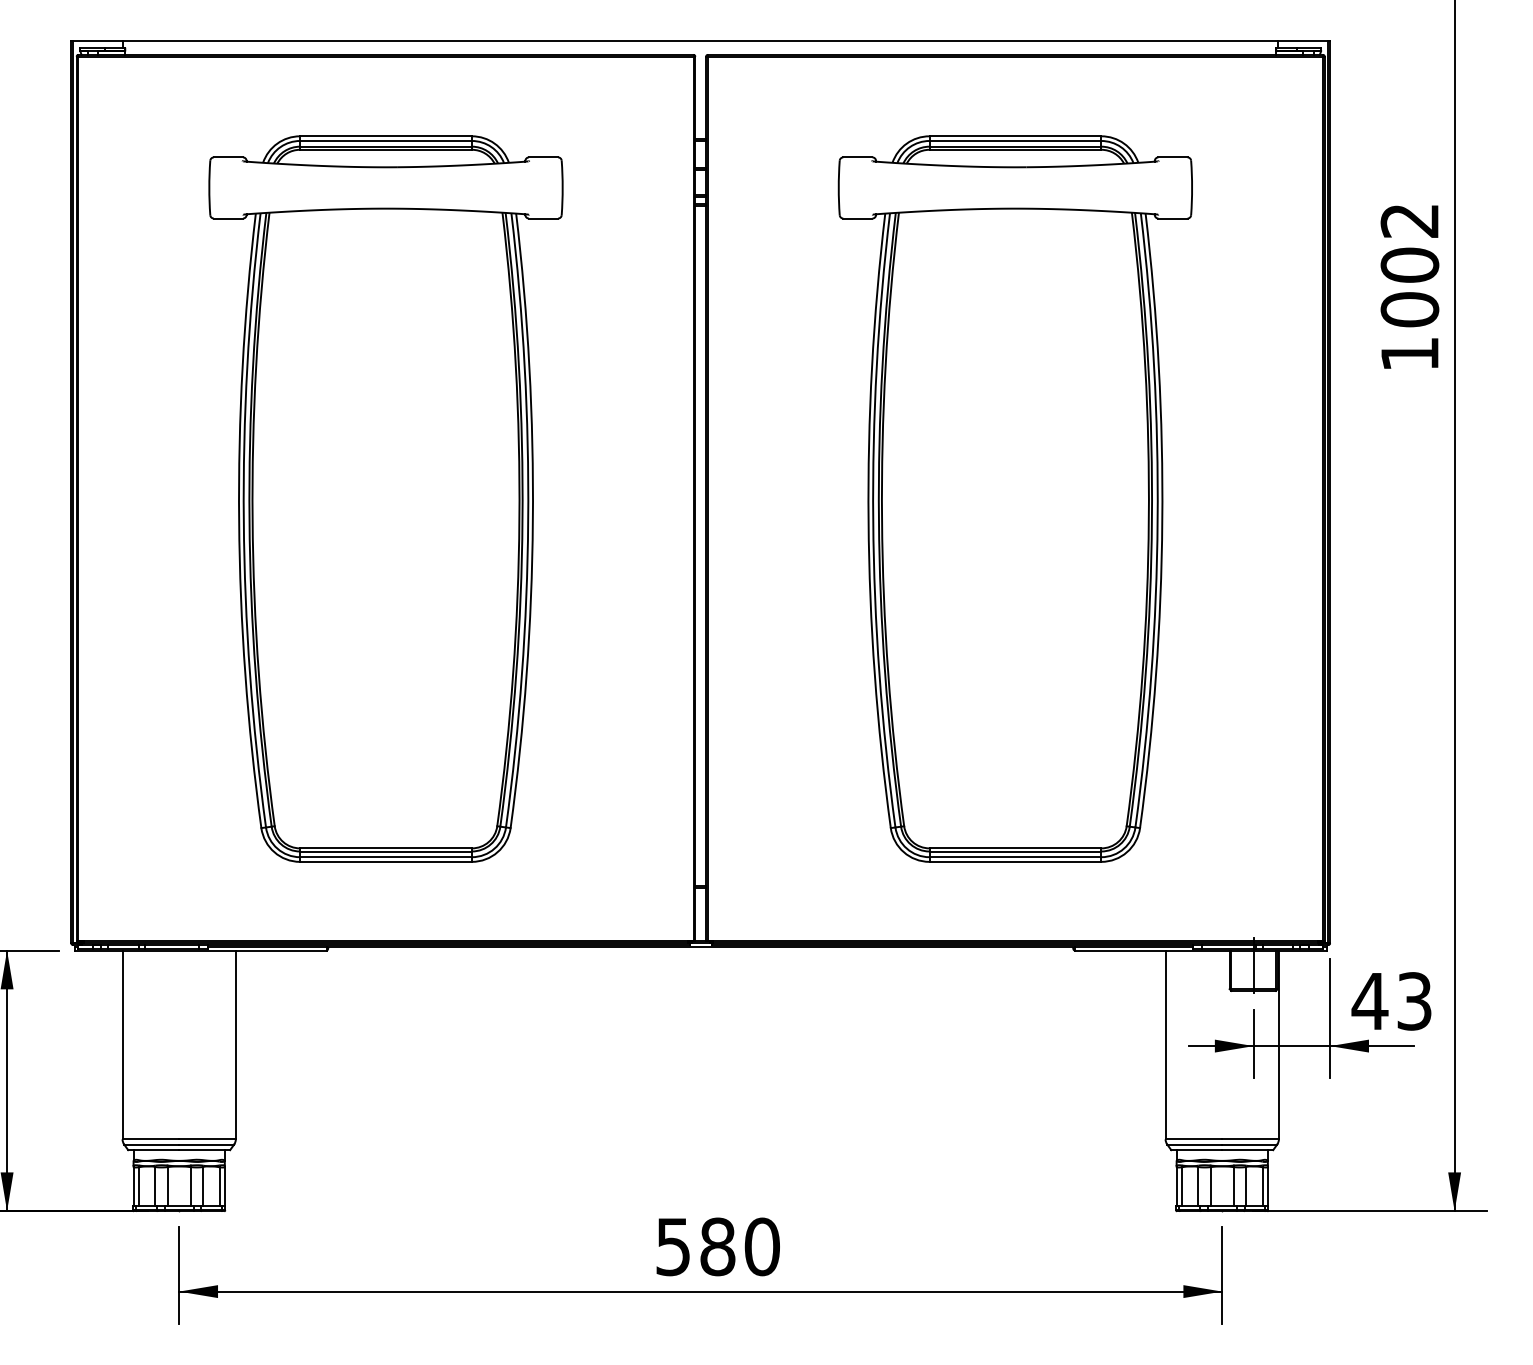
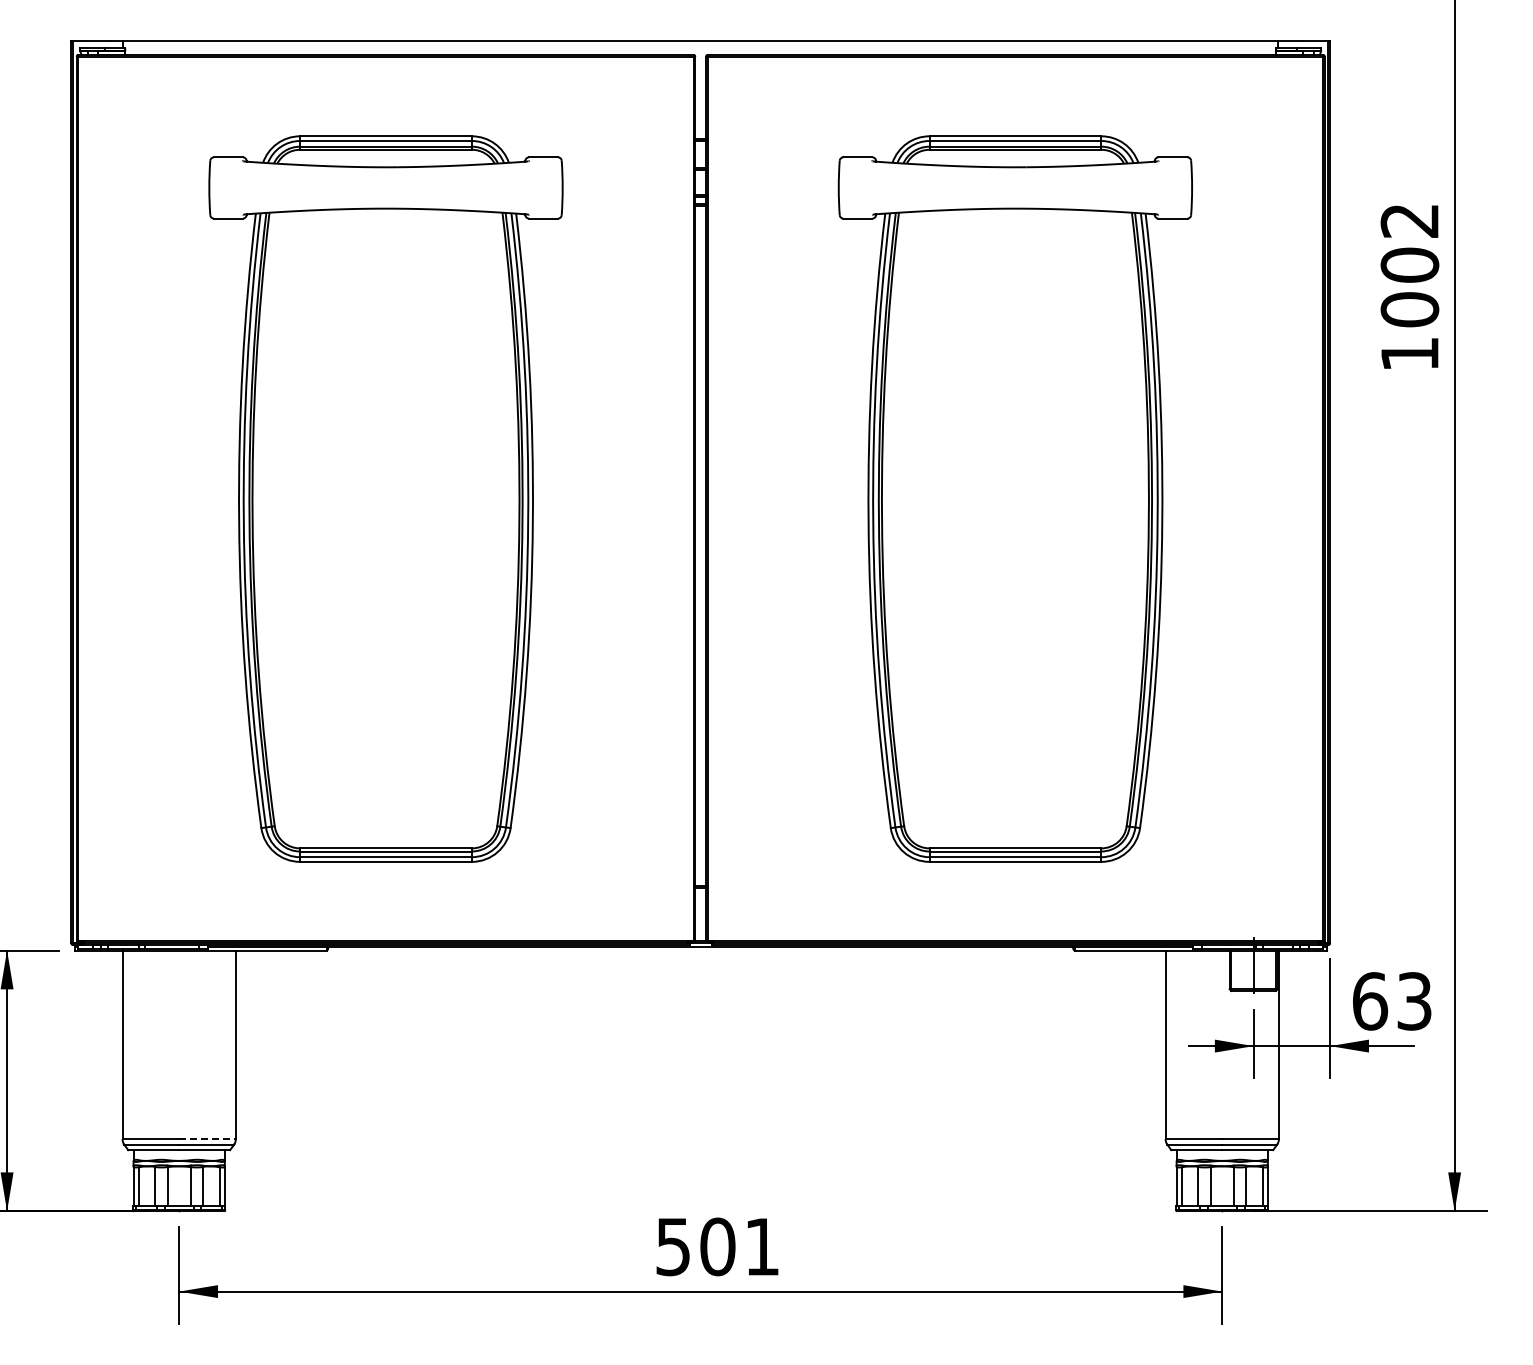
text: 43 -> 63 (1369, 1001)
line: solid -> dashed (208, 1139)
text: 580 -> 501 (739, 1246)
